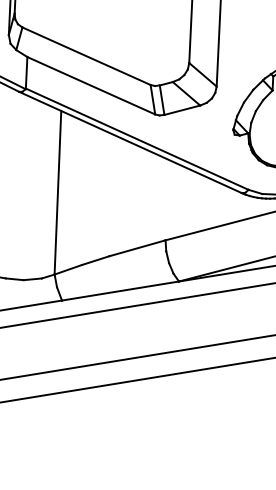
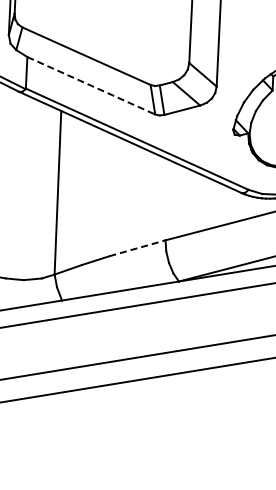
line: solid -> dashed (91, 85)
line: solid -> dashed (137, 248)
